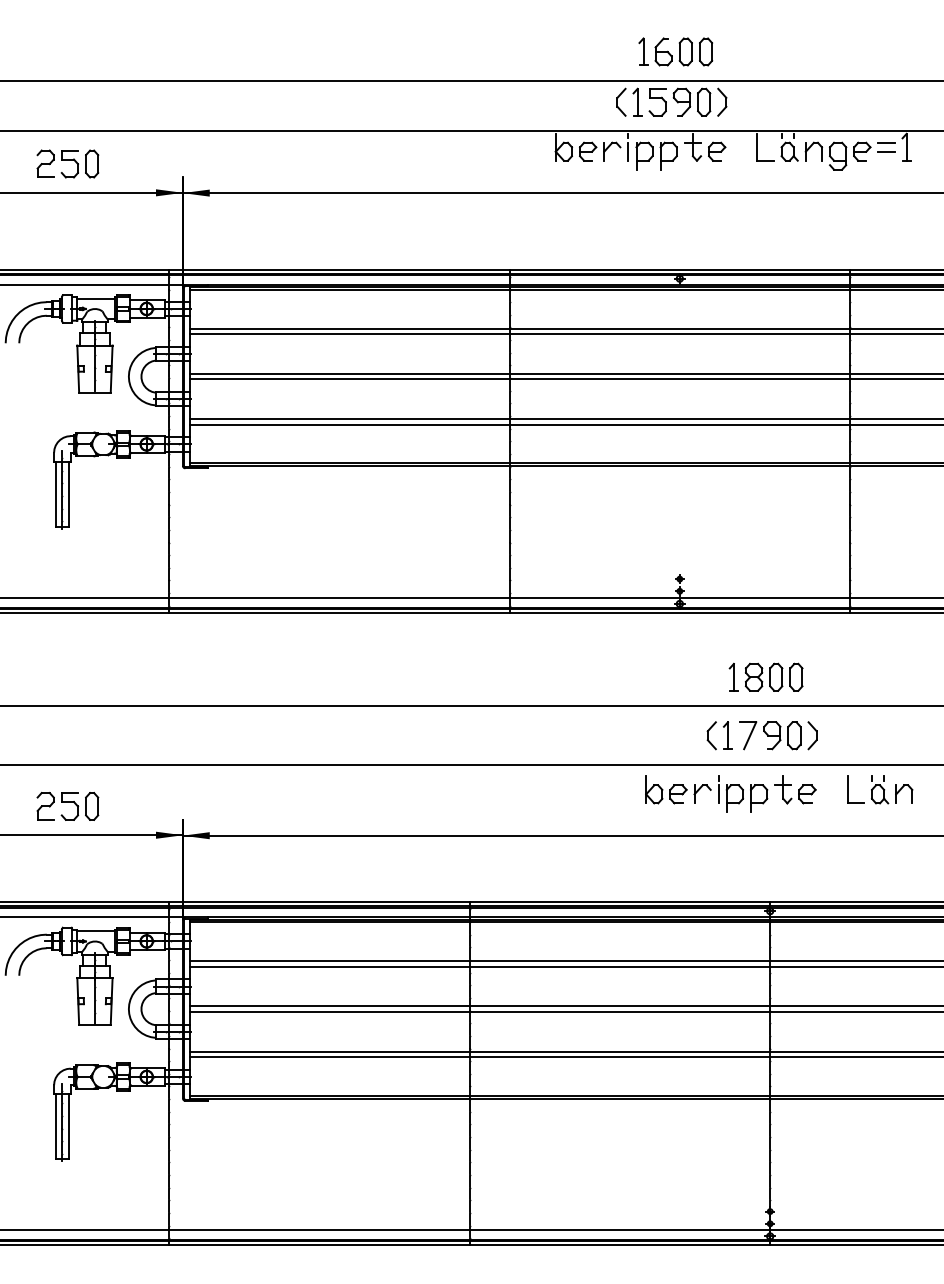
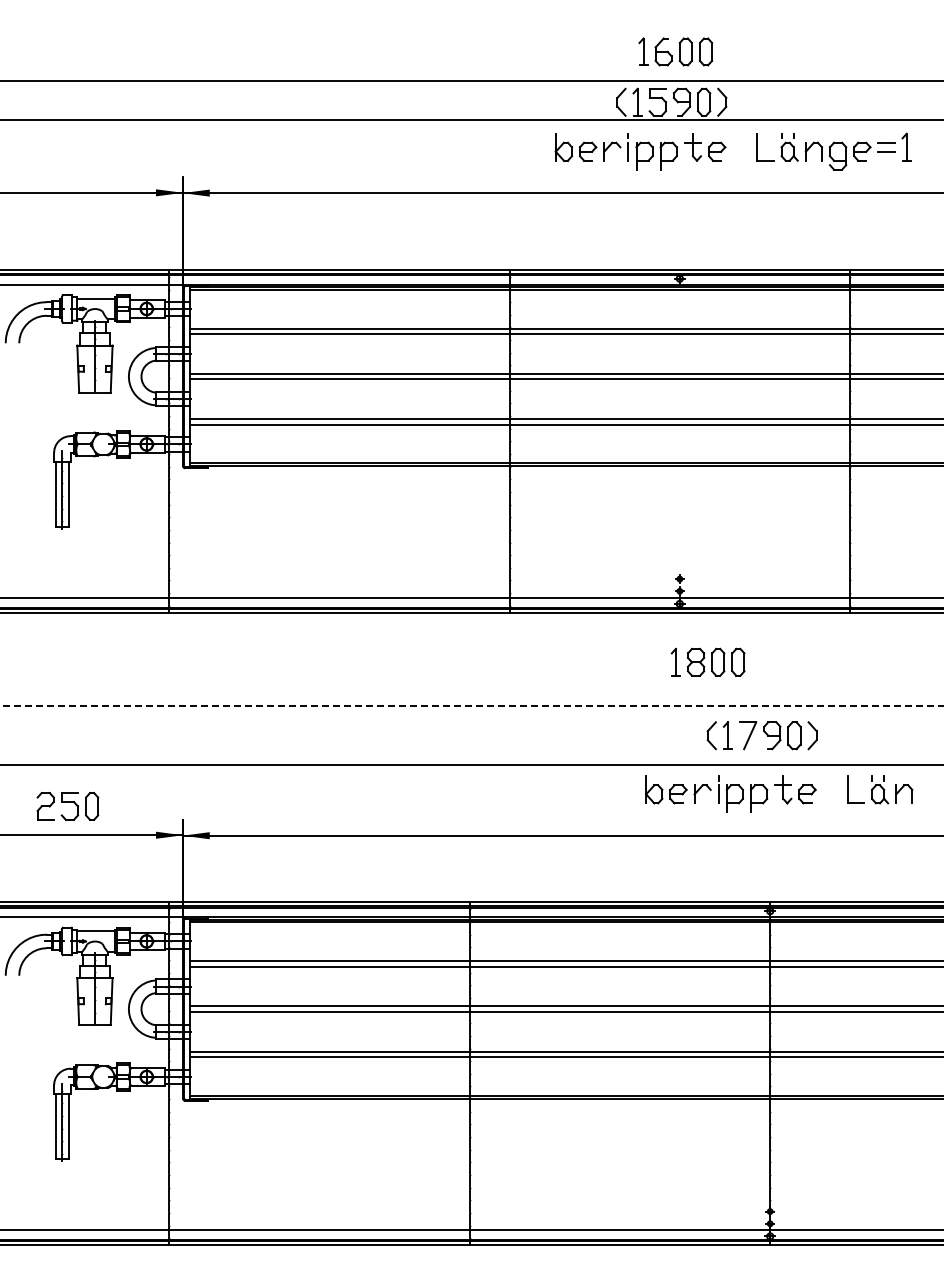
line position: (471, 131) -> (471, 120) (471, 120)
part: present -> none (67, 163)
part position: (765, 676) -> (707, 661) (707, 661)
line: solid -> dashed (471, 706)
